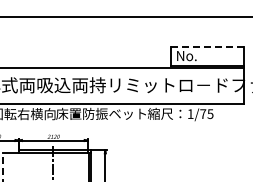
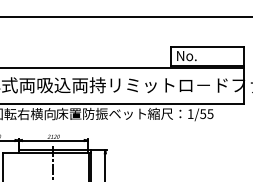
line: dashed -> solid (207, 46)
text: 1/75 -> 1/55 (203, 113)
line: dashed -> solid (2, 166)
